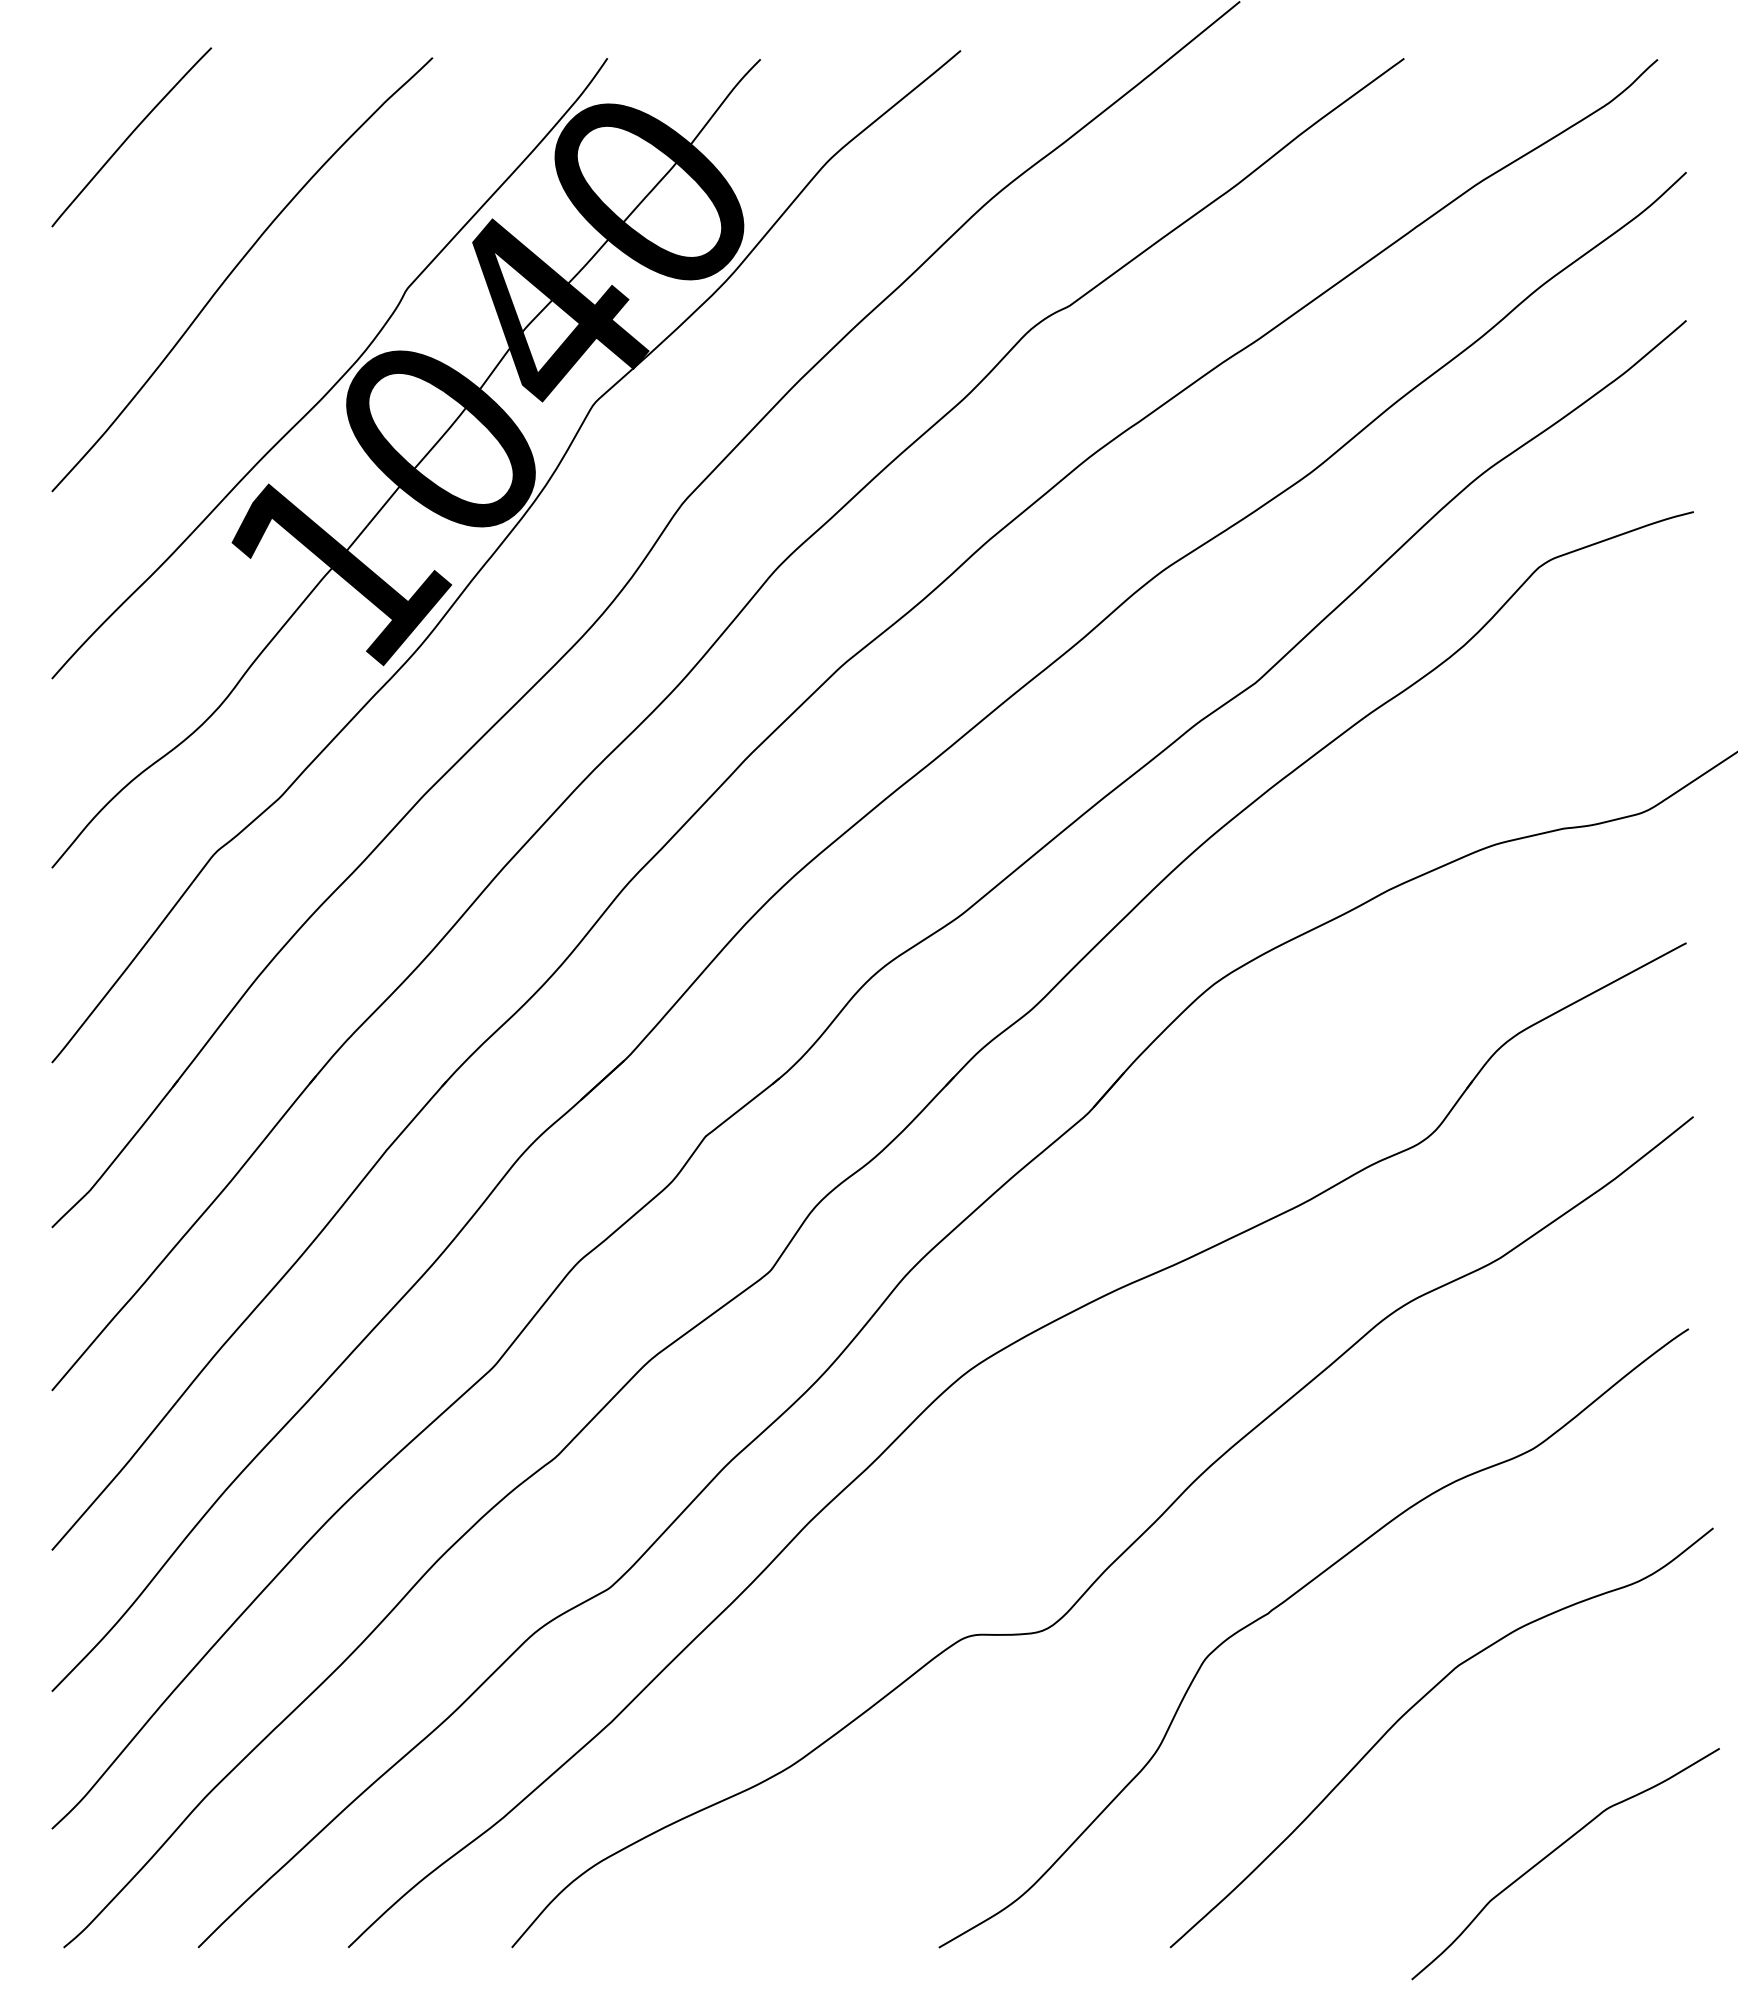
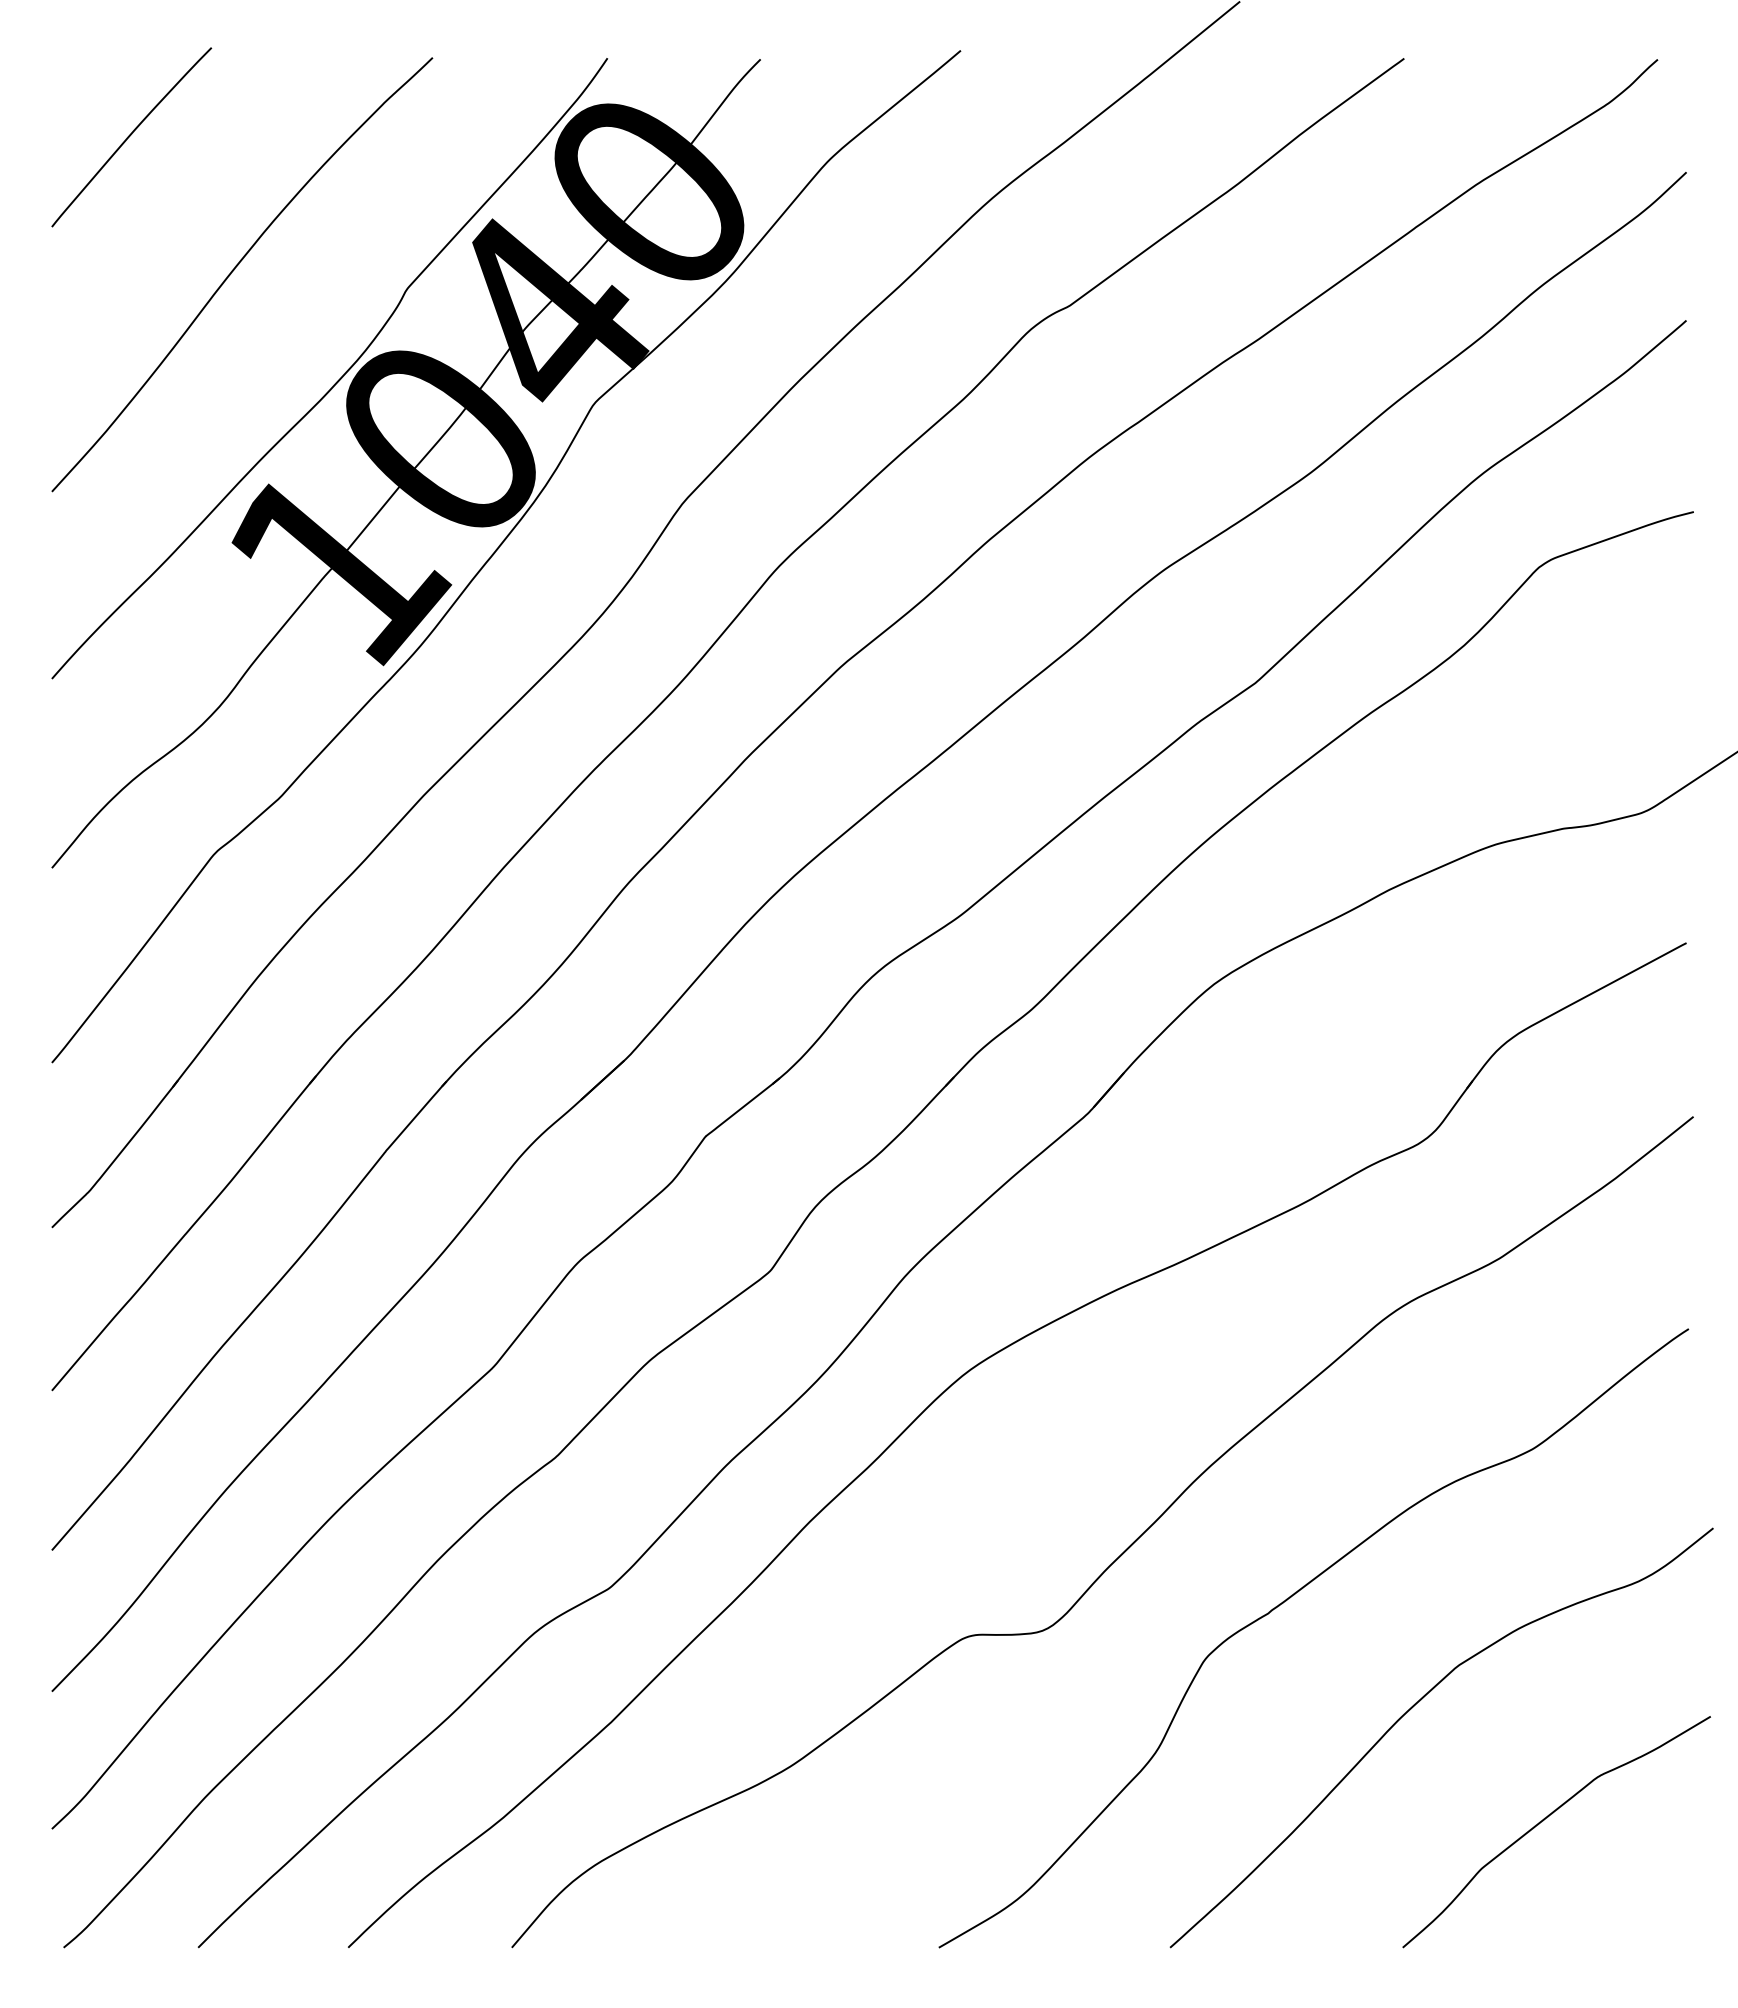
curve position: (1553, 1852) -> (1544, 1820) (1544, 1820)
